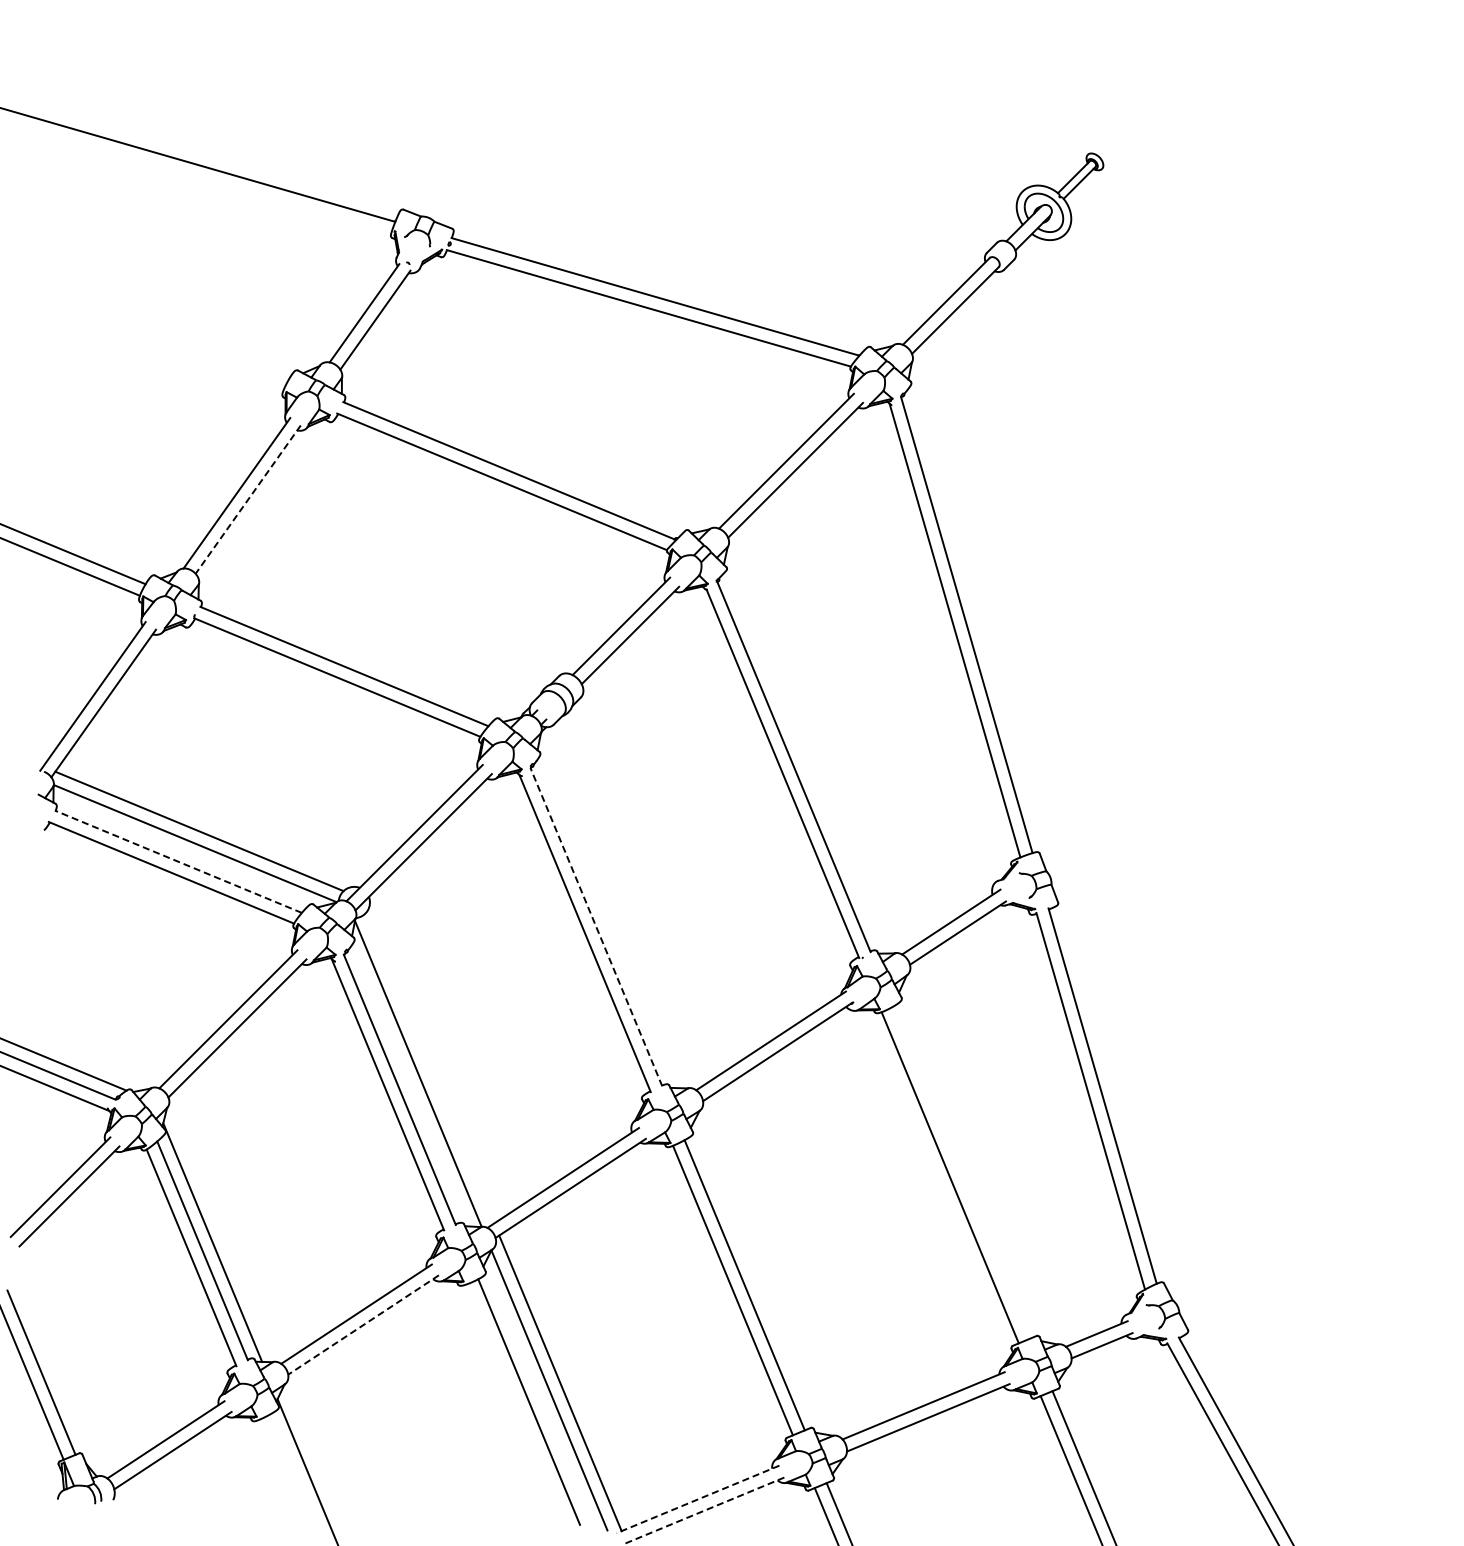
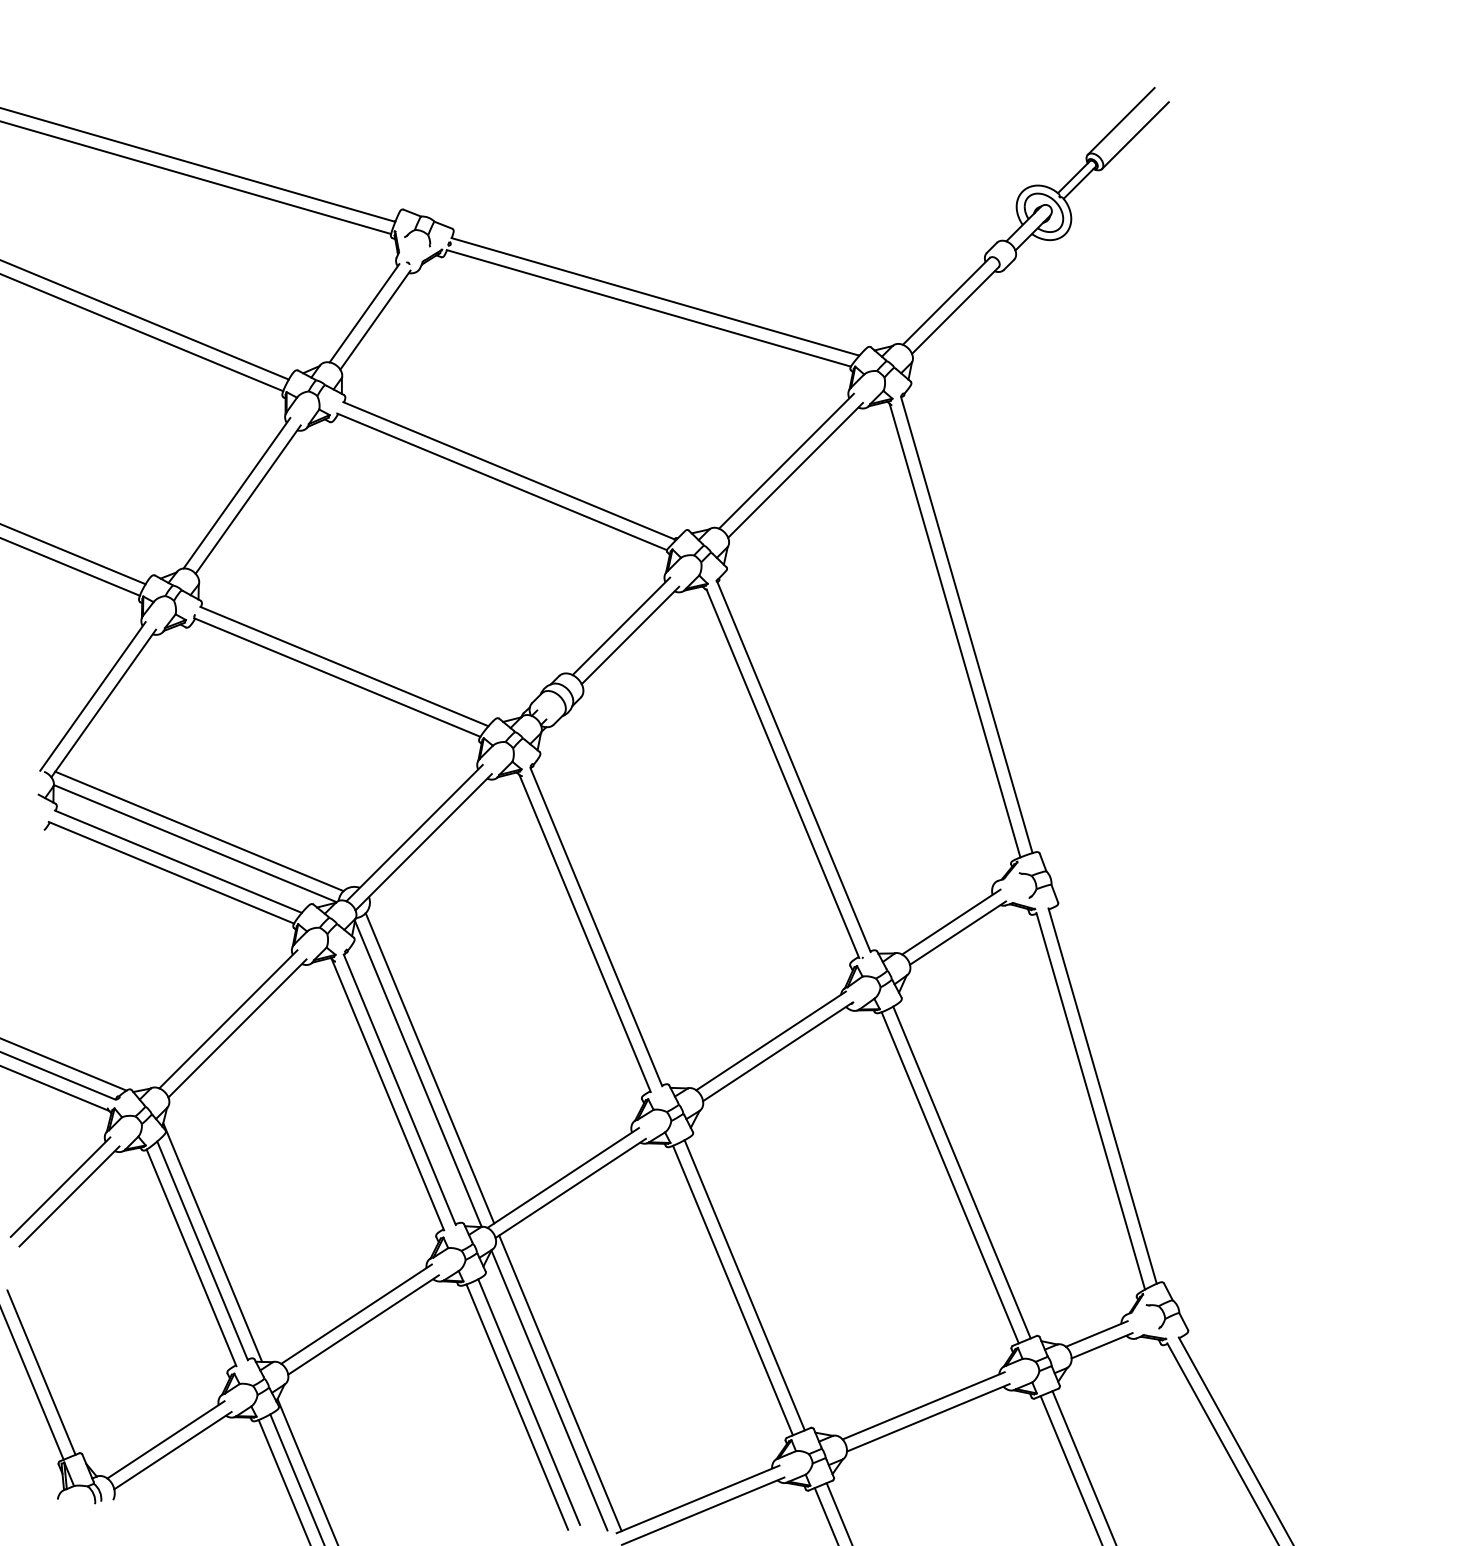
line: none -> present (1120, 121)
line: none -> present (1135, 135)
line: none -> present (196, 177)
line: none -> present (145, 320)
line: none -> present (142, 332)
line: dashed -> solid (248, 499)
line: dashed -> solid (178, 861)
line: dashed -> solid (596, 926)
line: none -> present (429, 1068)
line: none -> present (961, 1172)
line: dashed -> solid (363, 1325)
line: none -> present (517, 1406)
line: none -> present (296, 1478)
line: none -> present (283, 1481)
line: dashed -> solid (697, 1499)
line: dashed -> solid (703, 1511)
